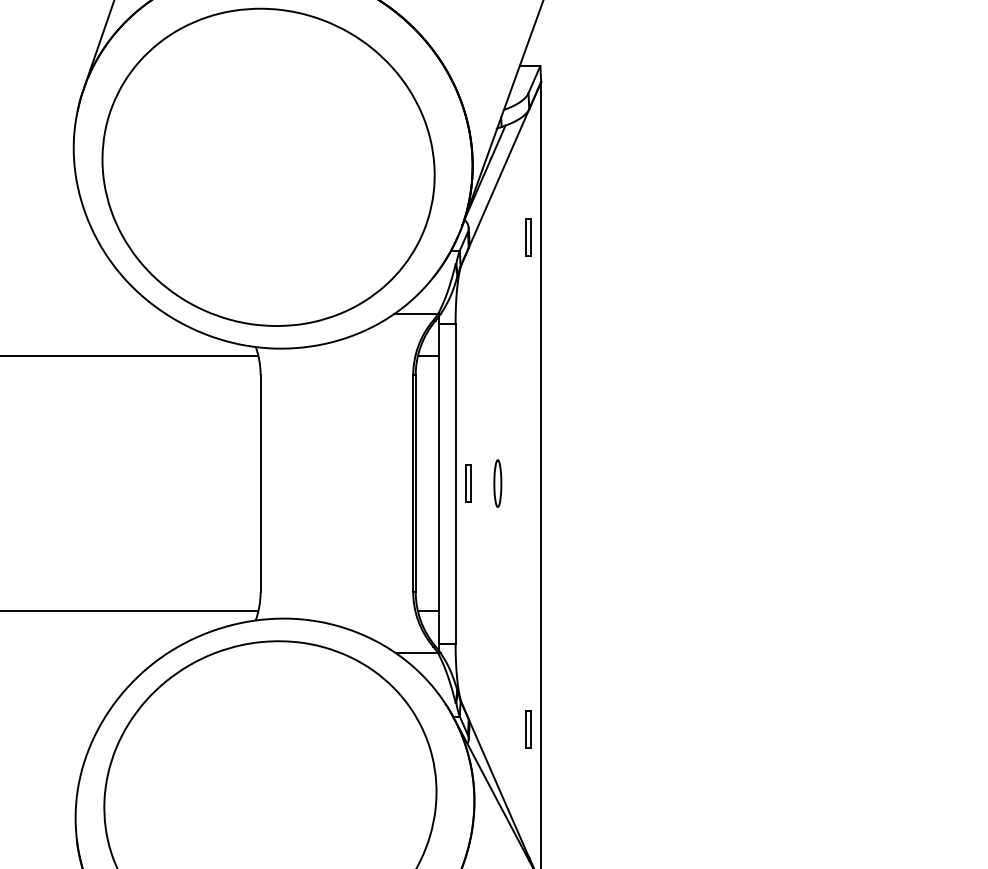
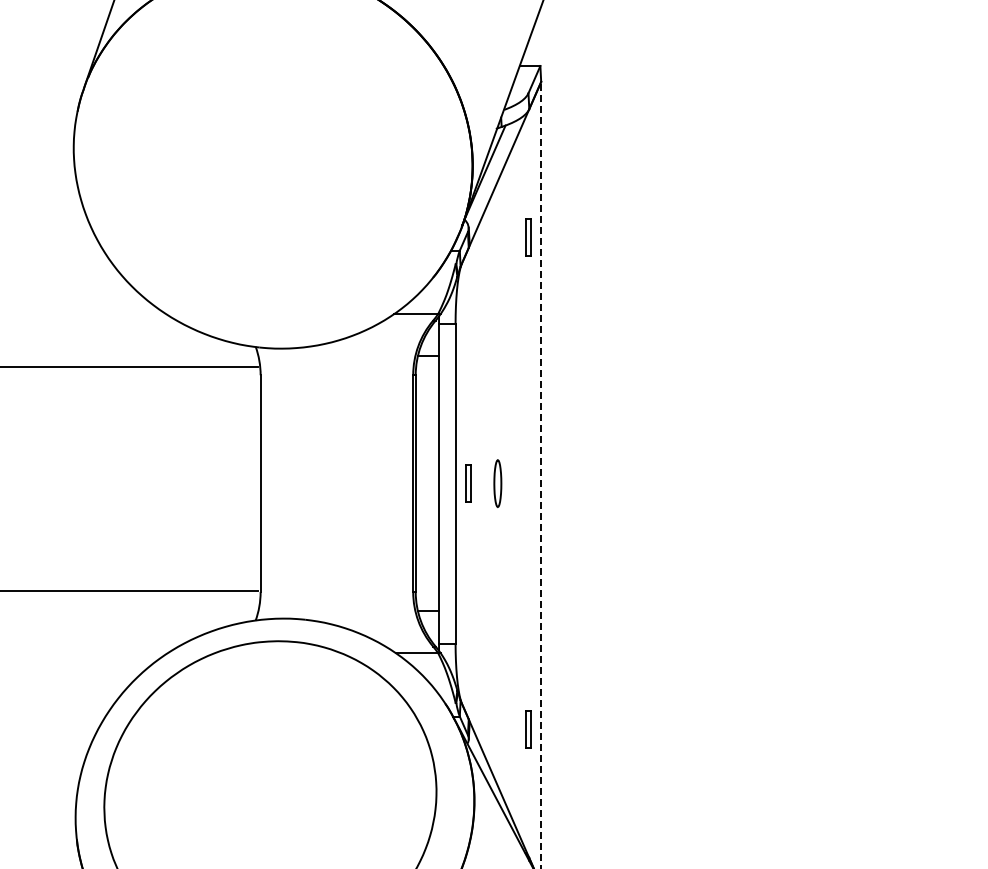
part: present -> none (268, 166)
line position: (130, 355) -> (130, 366) (130, 366)
line: solid -> dashed (541, 474)
line position: (130, 611) -> (130, 591) (130, 591)
